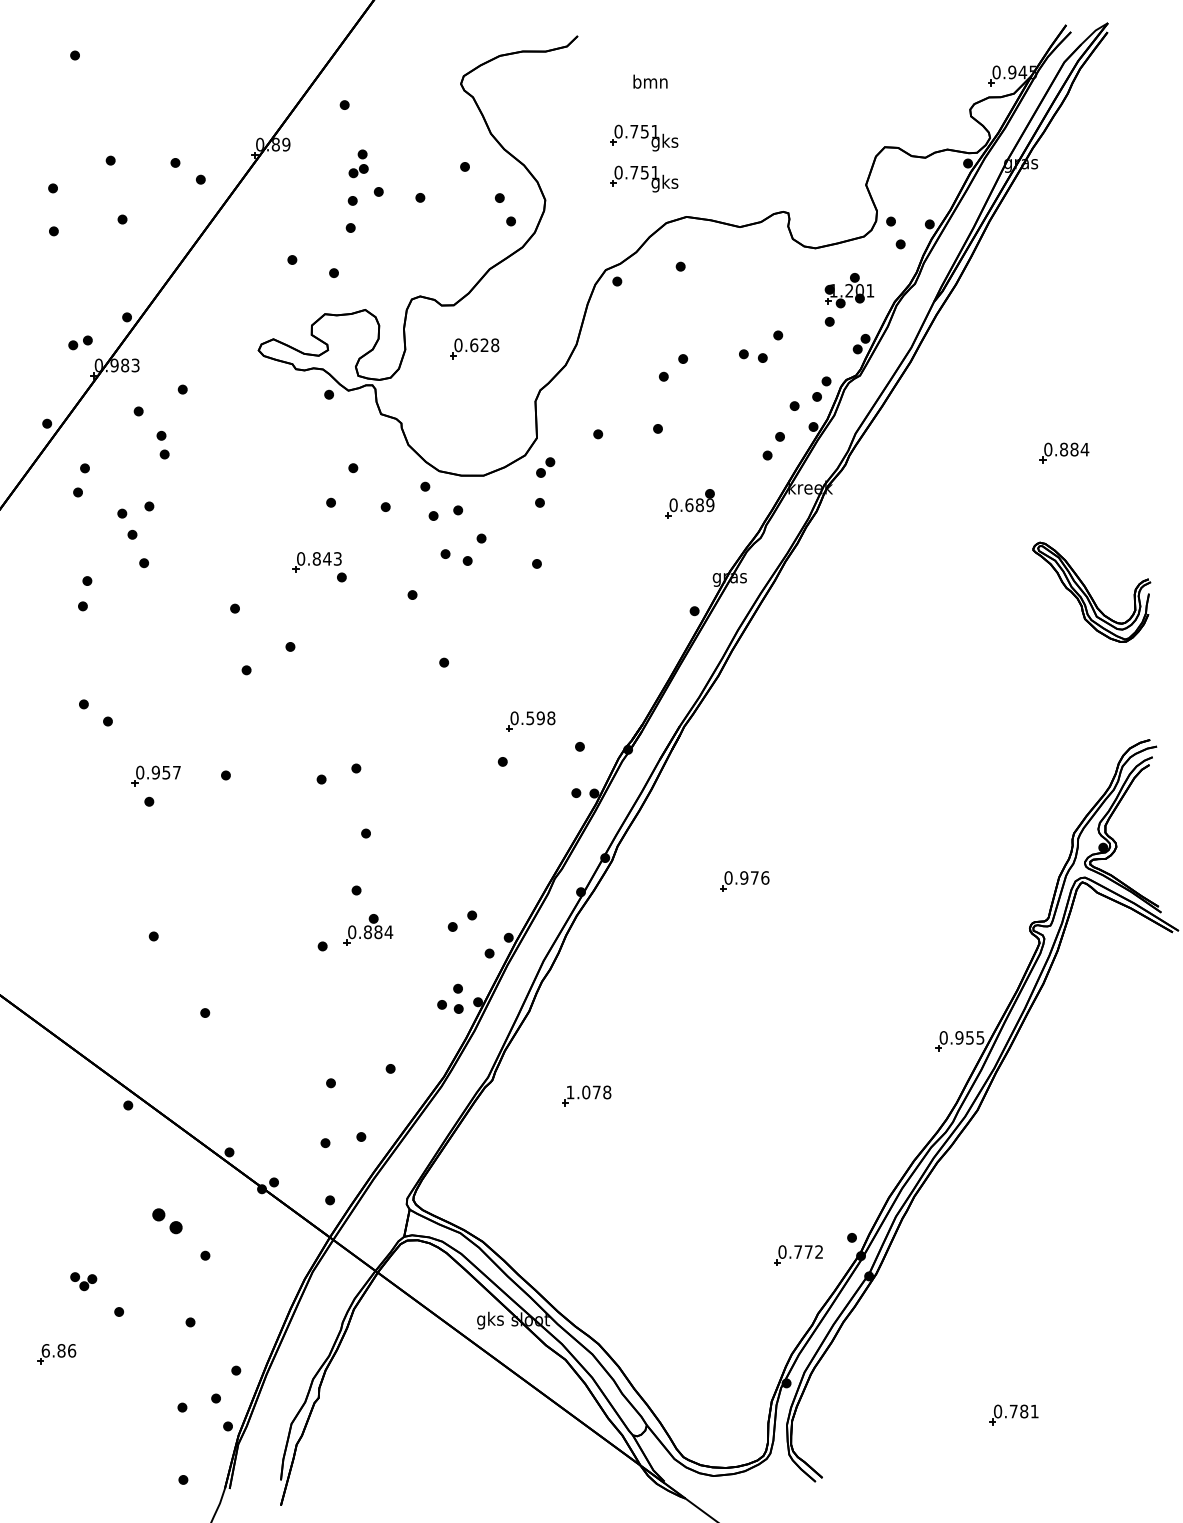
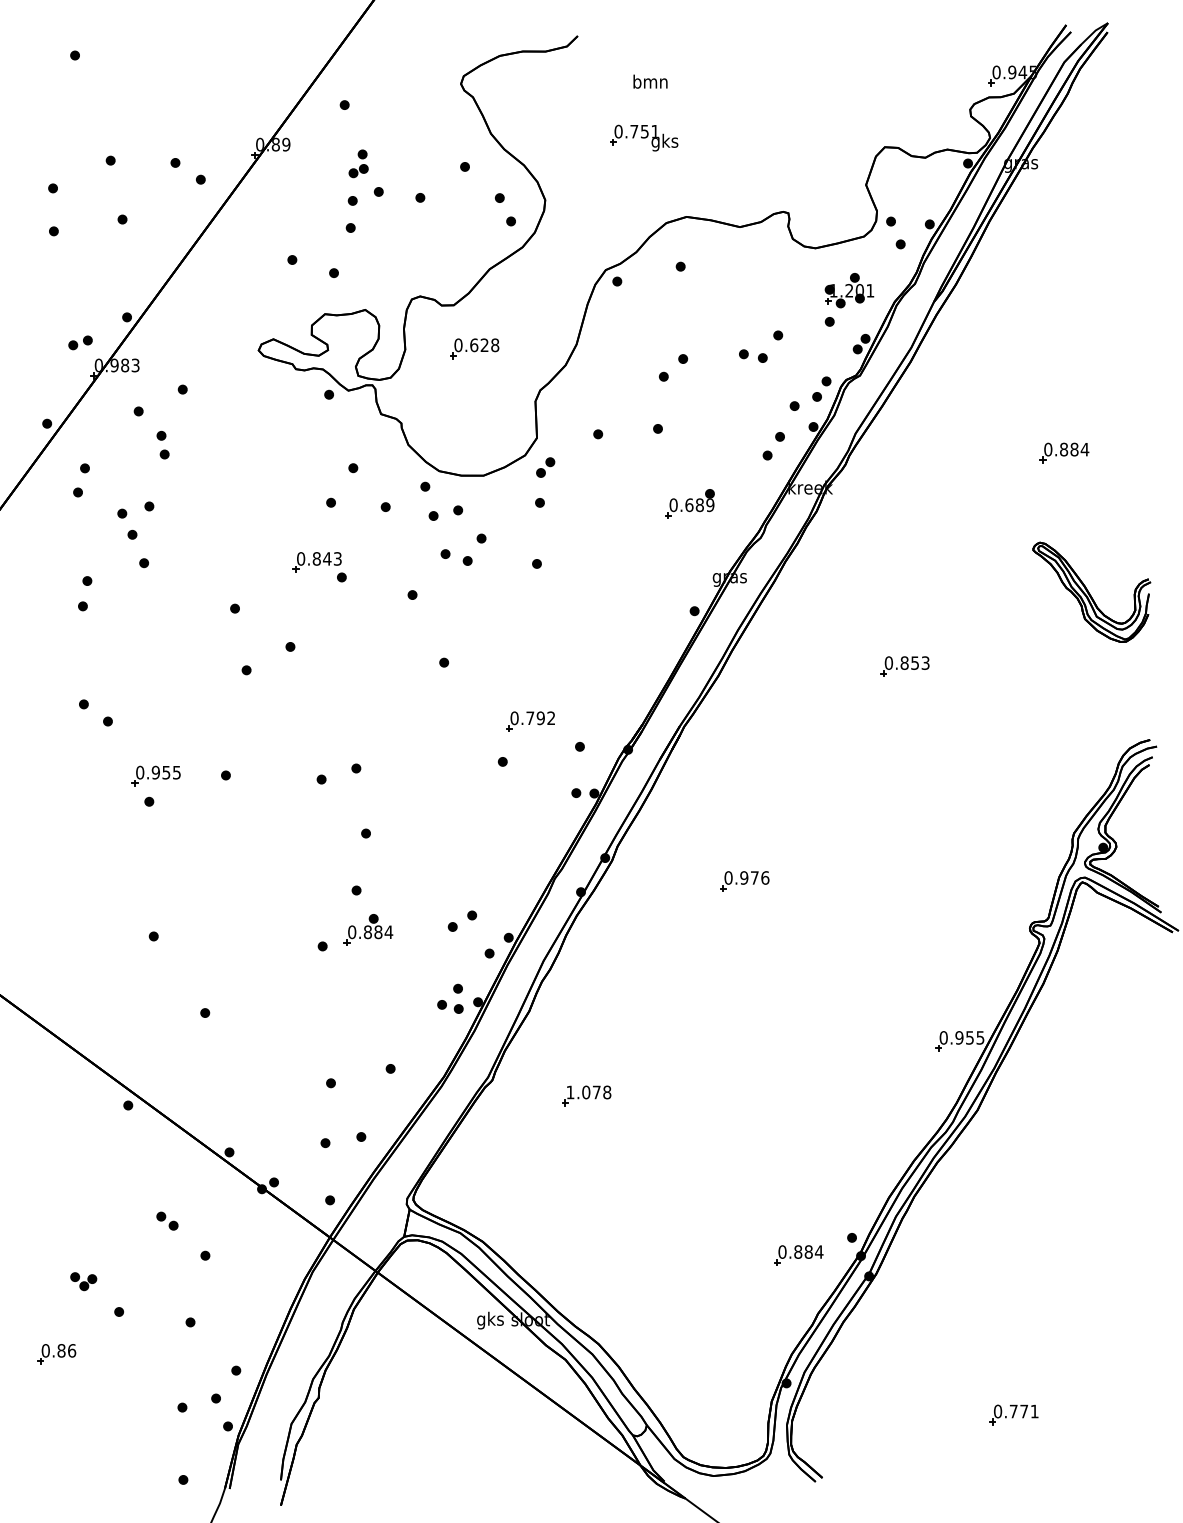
part: present -> none (644, 178)
part: none -> present (904, 666)
text: 0.598 -> 0.792 (540, 718)
text: 0.957 -> 0.955 (176, 772)
part size: 31x27 px -> 23x20 px (167, 1220)
text: 0.772 -> 0.884 (808, 1251)
text: 6.86 -> 0.86 (45, 1350)
text: 0.781 -> 0.771 (1024, 1411)
